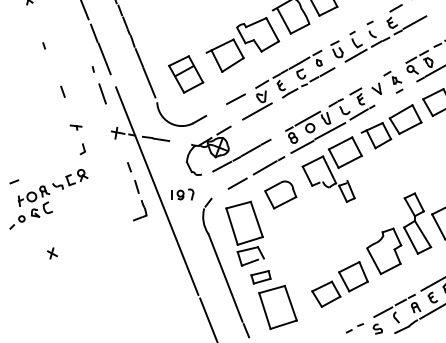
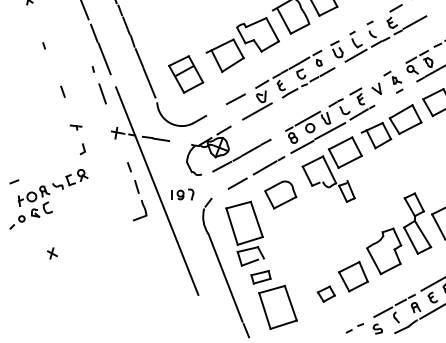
part size: 31x28 px -> 20x18 px (325, 293)
line: present -> none (208, 318)
